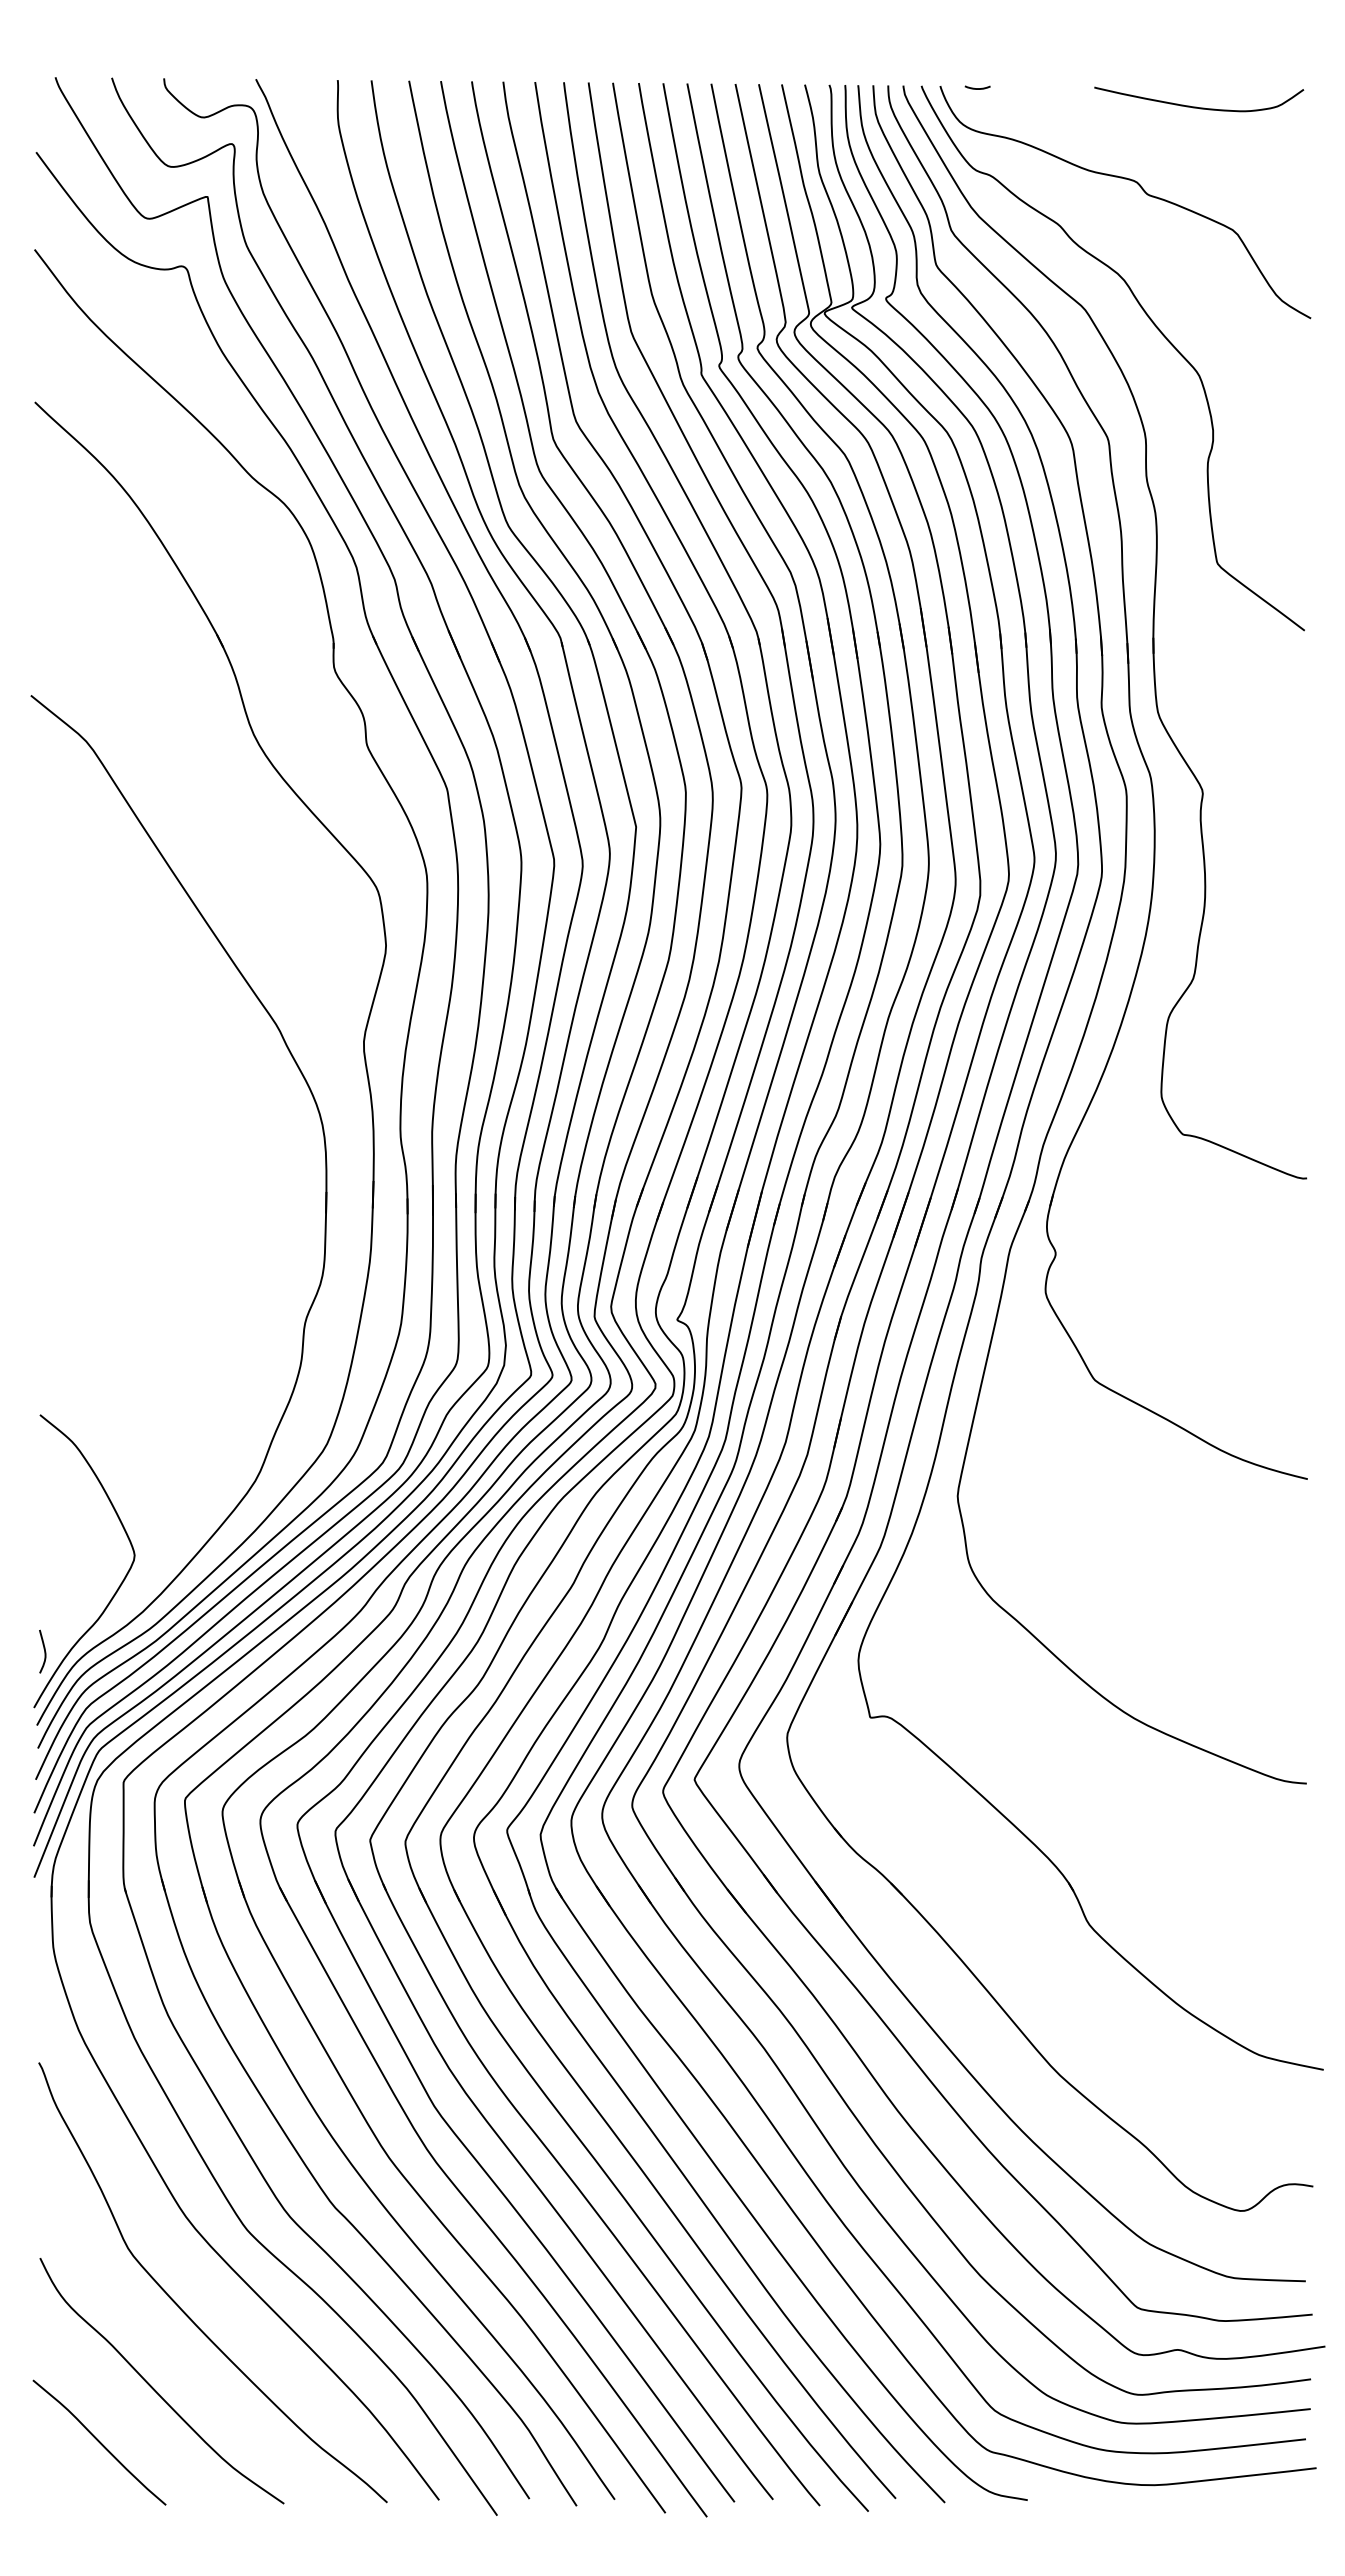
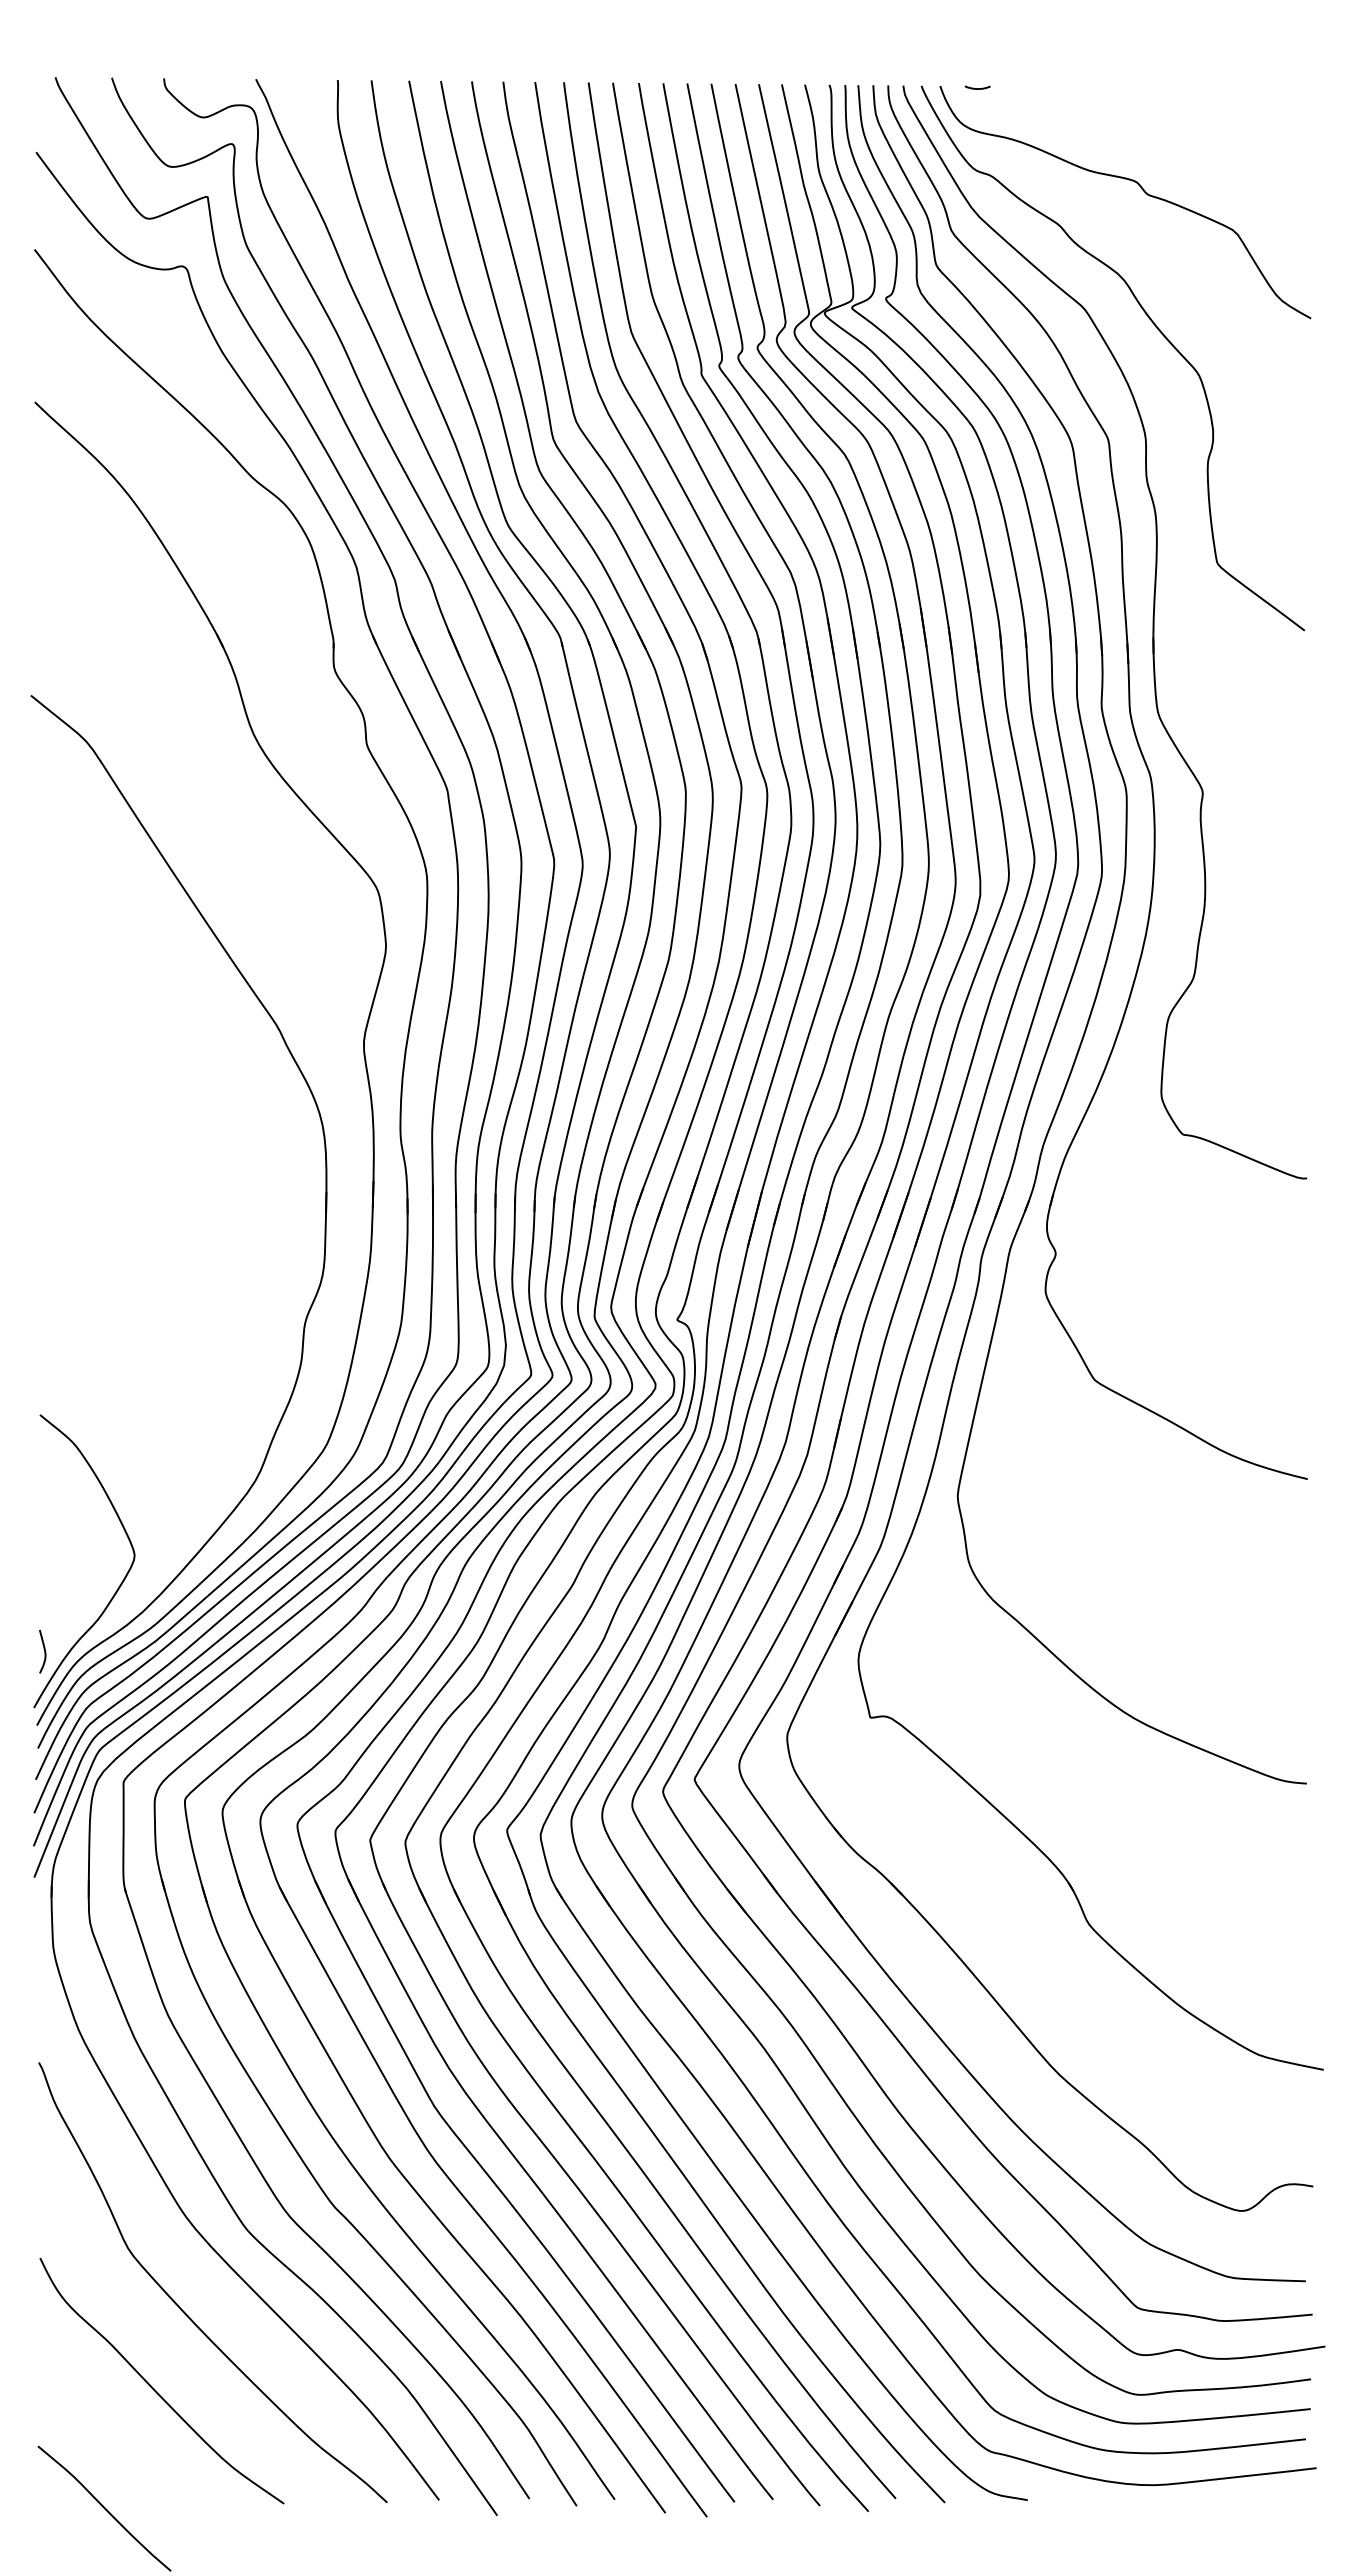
curve: present -> none (1196, 106)
curve position: (99, 2442) -> (104, 2508) (104, 2508)
